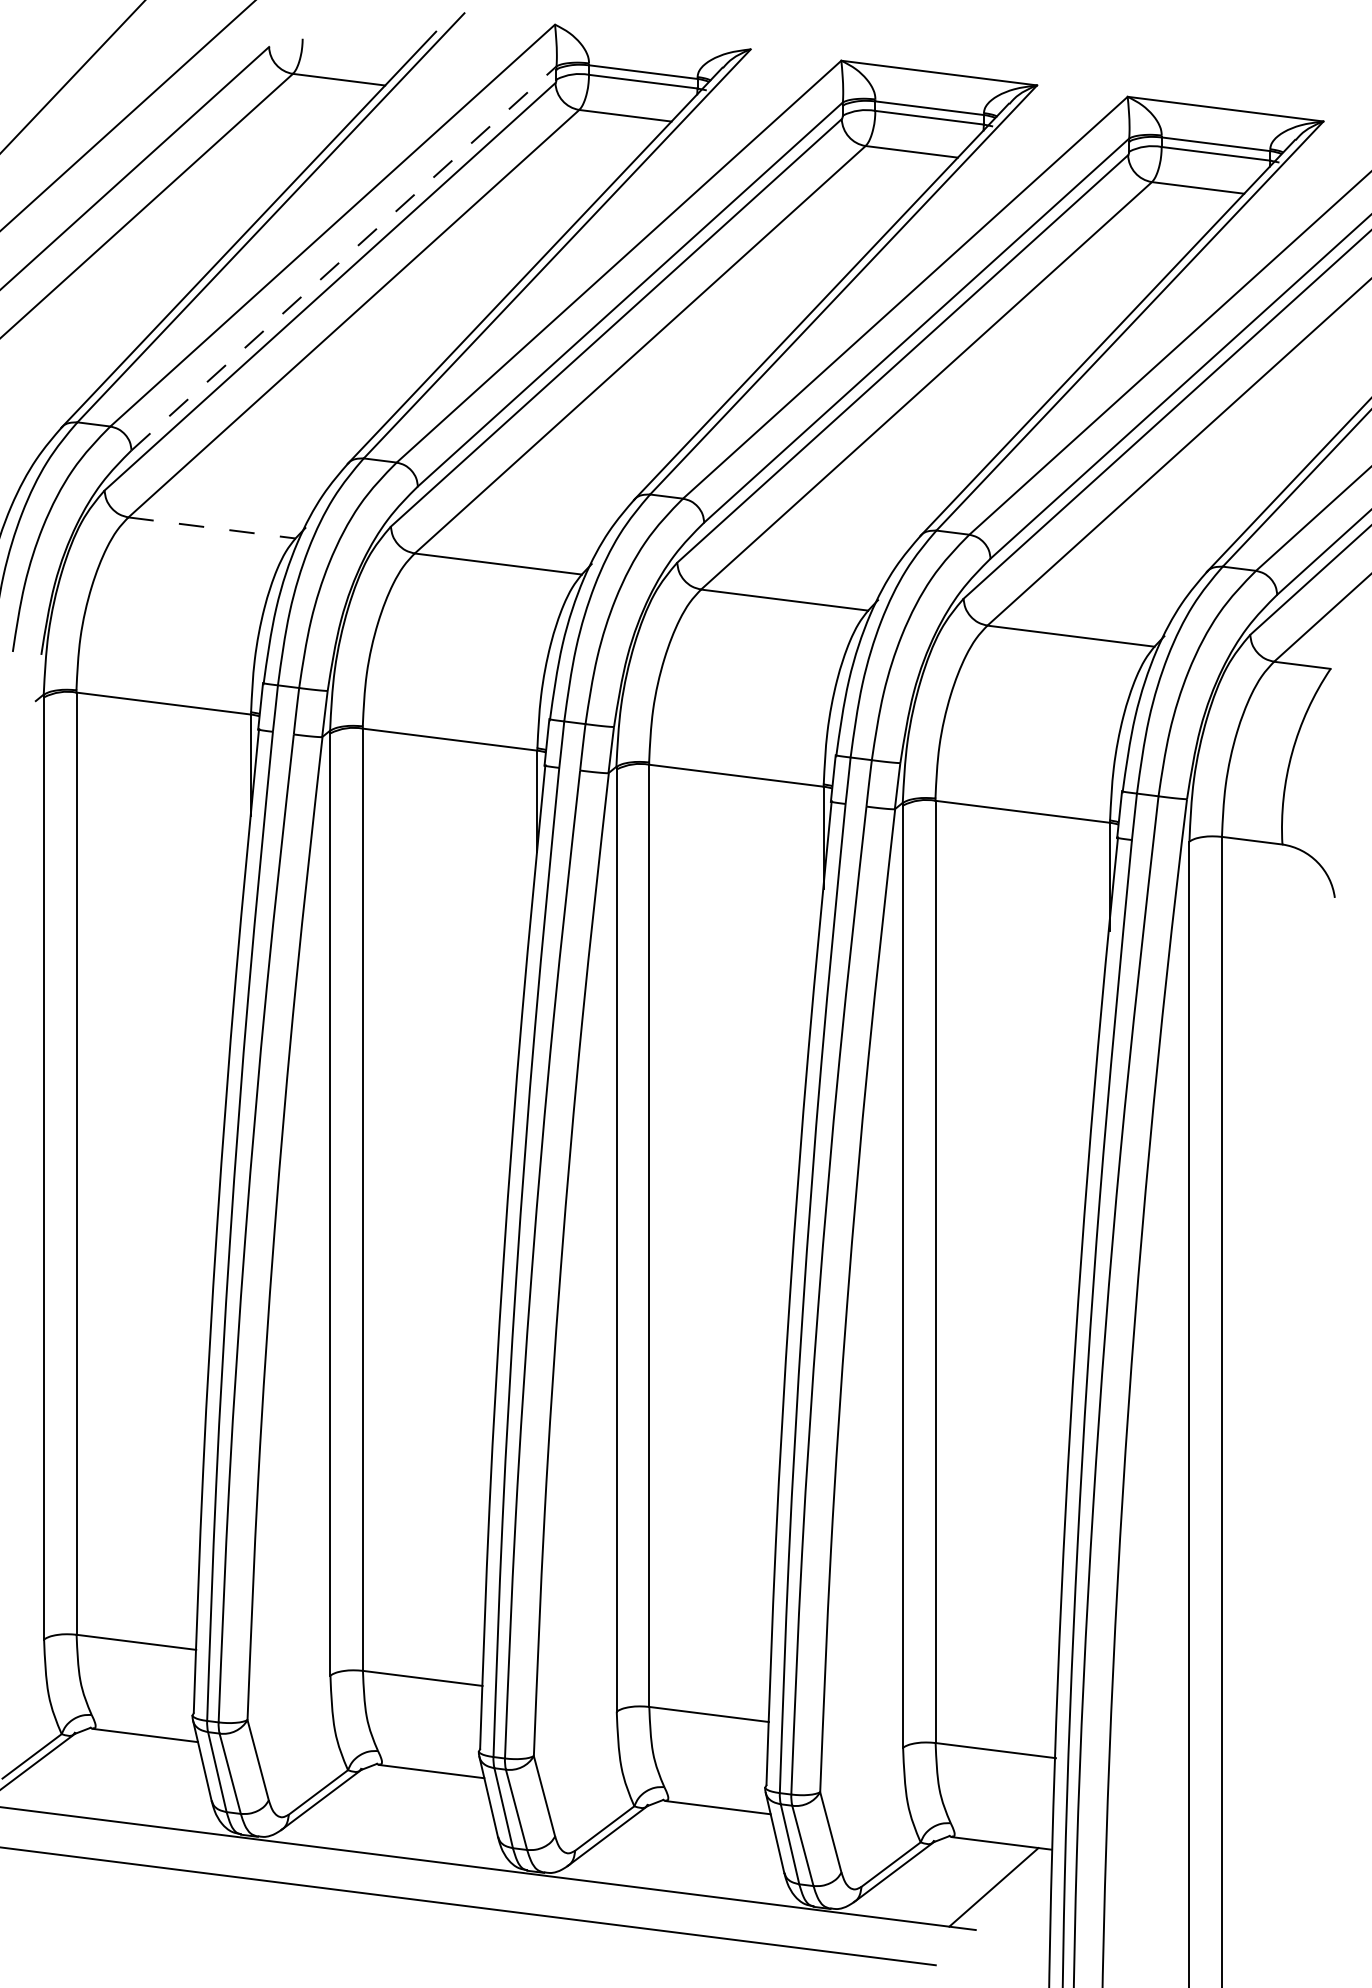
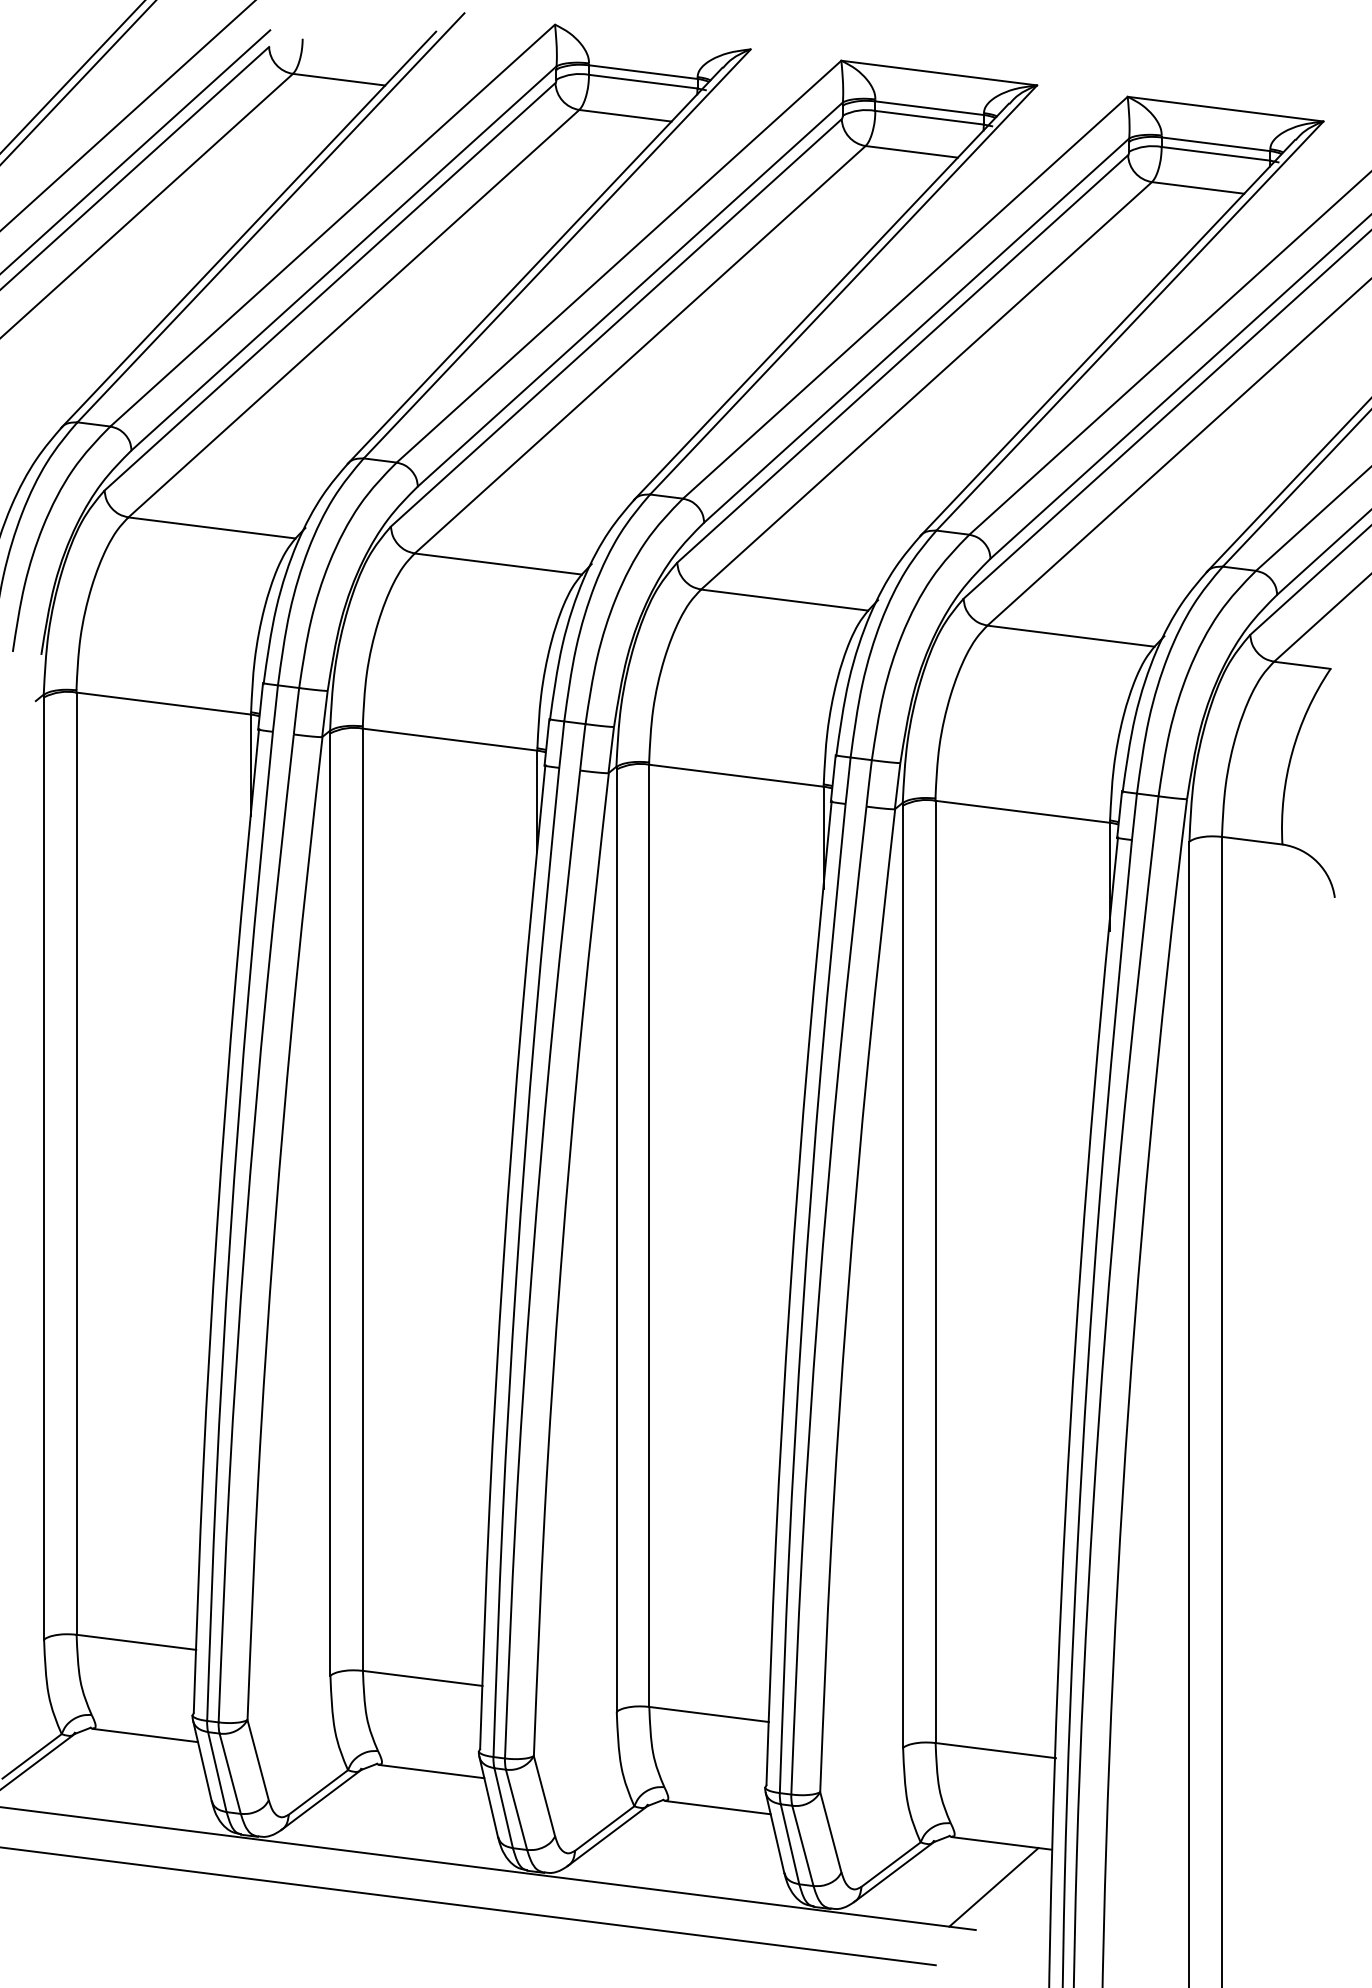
line: none -> present (78, 82)
line: none -> present (136, 151)
line: dashed -> solid (344, 258)
line: dashed -> solid (212, 528)
